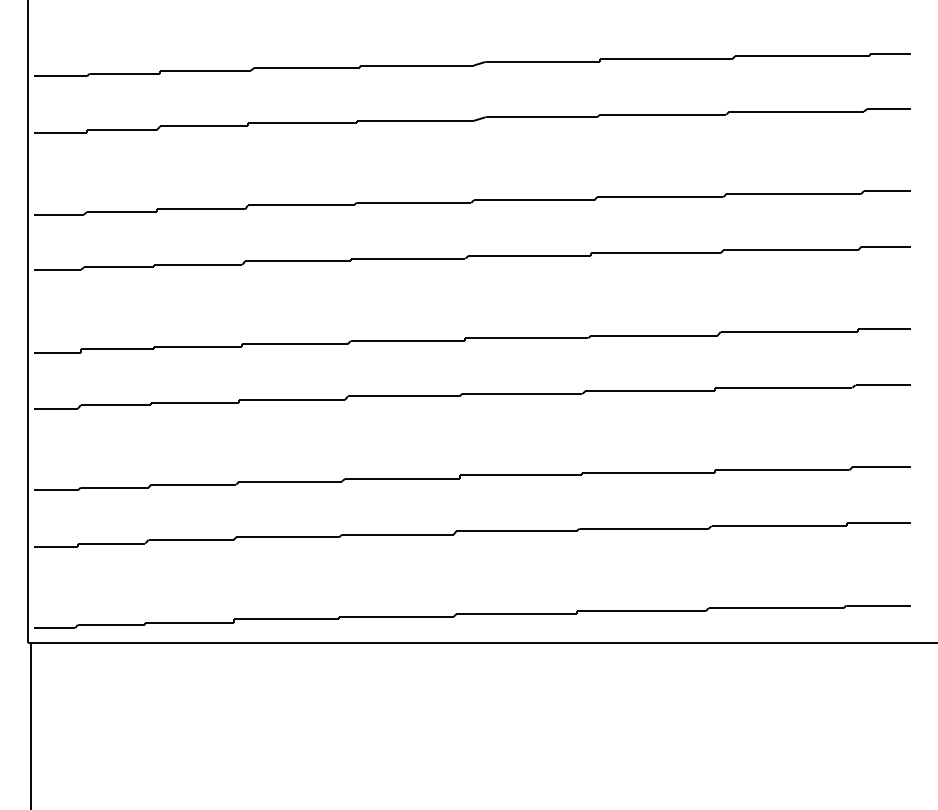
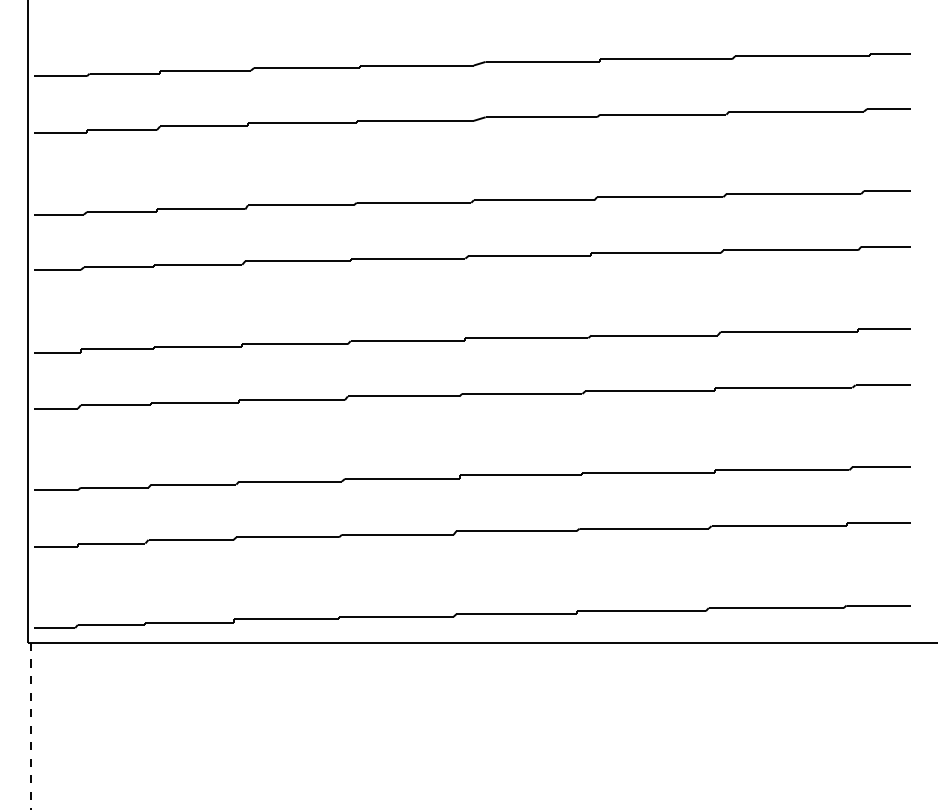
line: solid -> dashed (30, 726)
